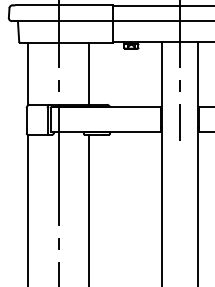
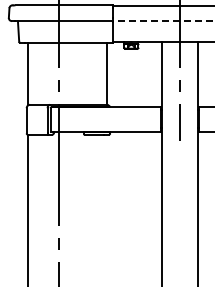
line: solid -> dashed (163, 20)
line position: (88, 73) -> (106, 73) (106, 73)
line: present -> none (88, 208)
